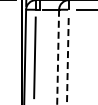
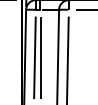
line: none -> present (41, 57)
line: dashed -> solid (58, 57)
line: dashed -> solid (67, 60)
